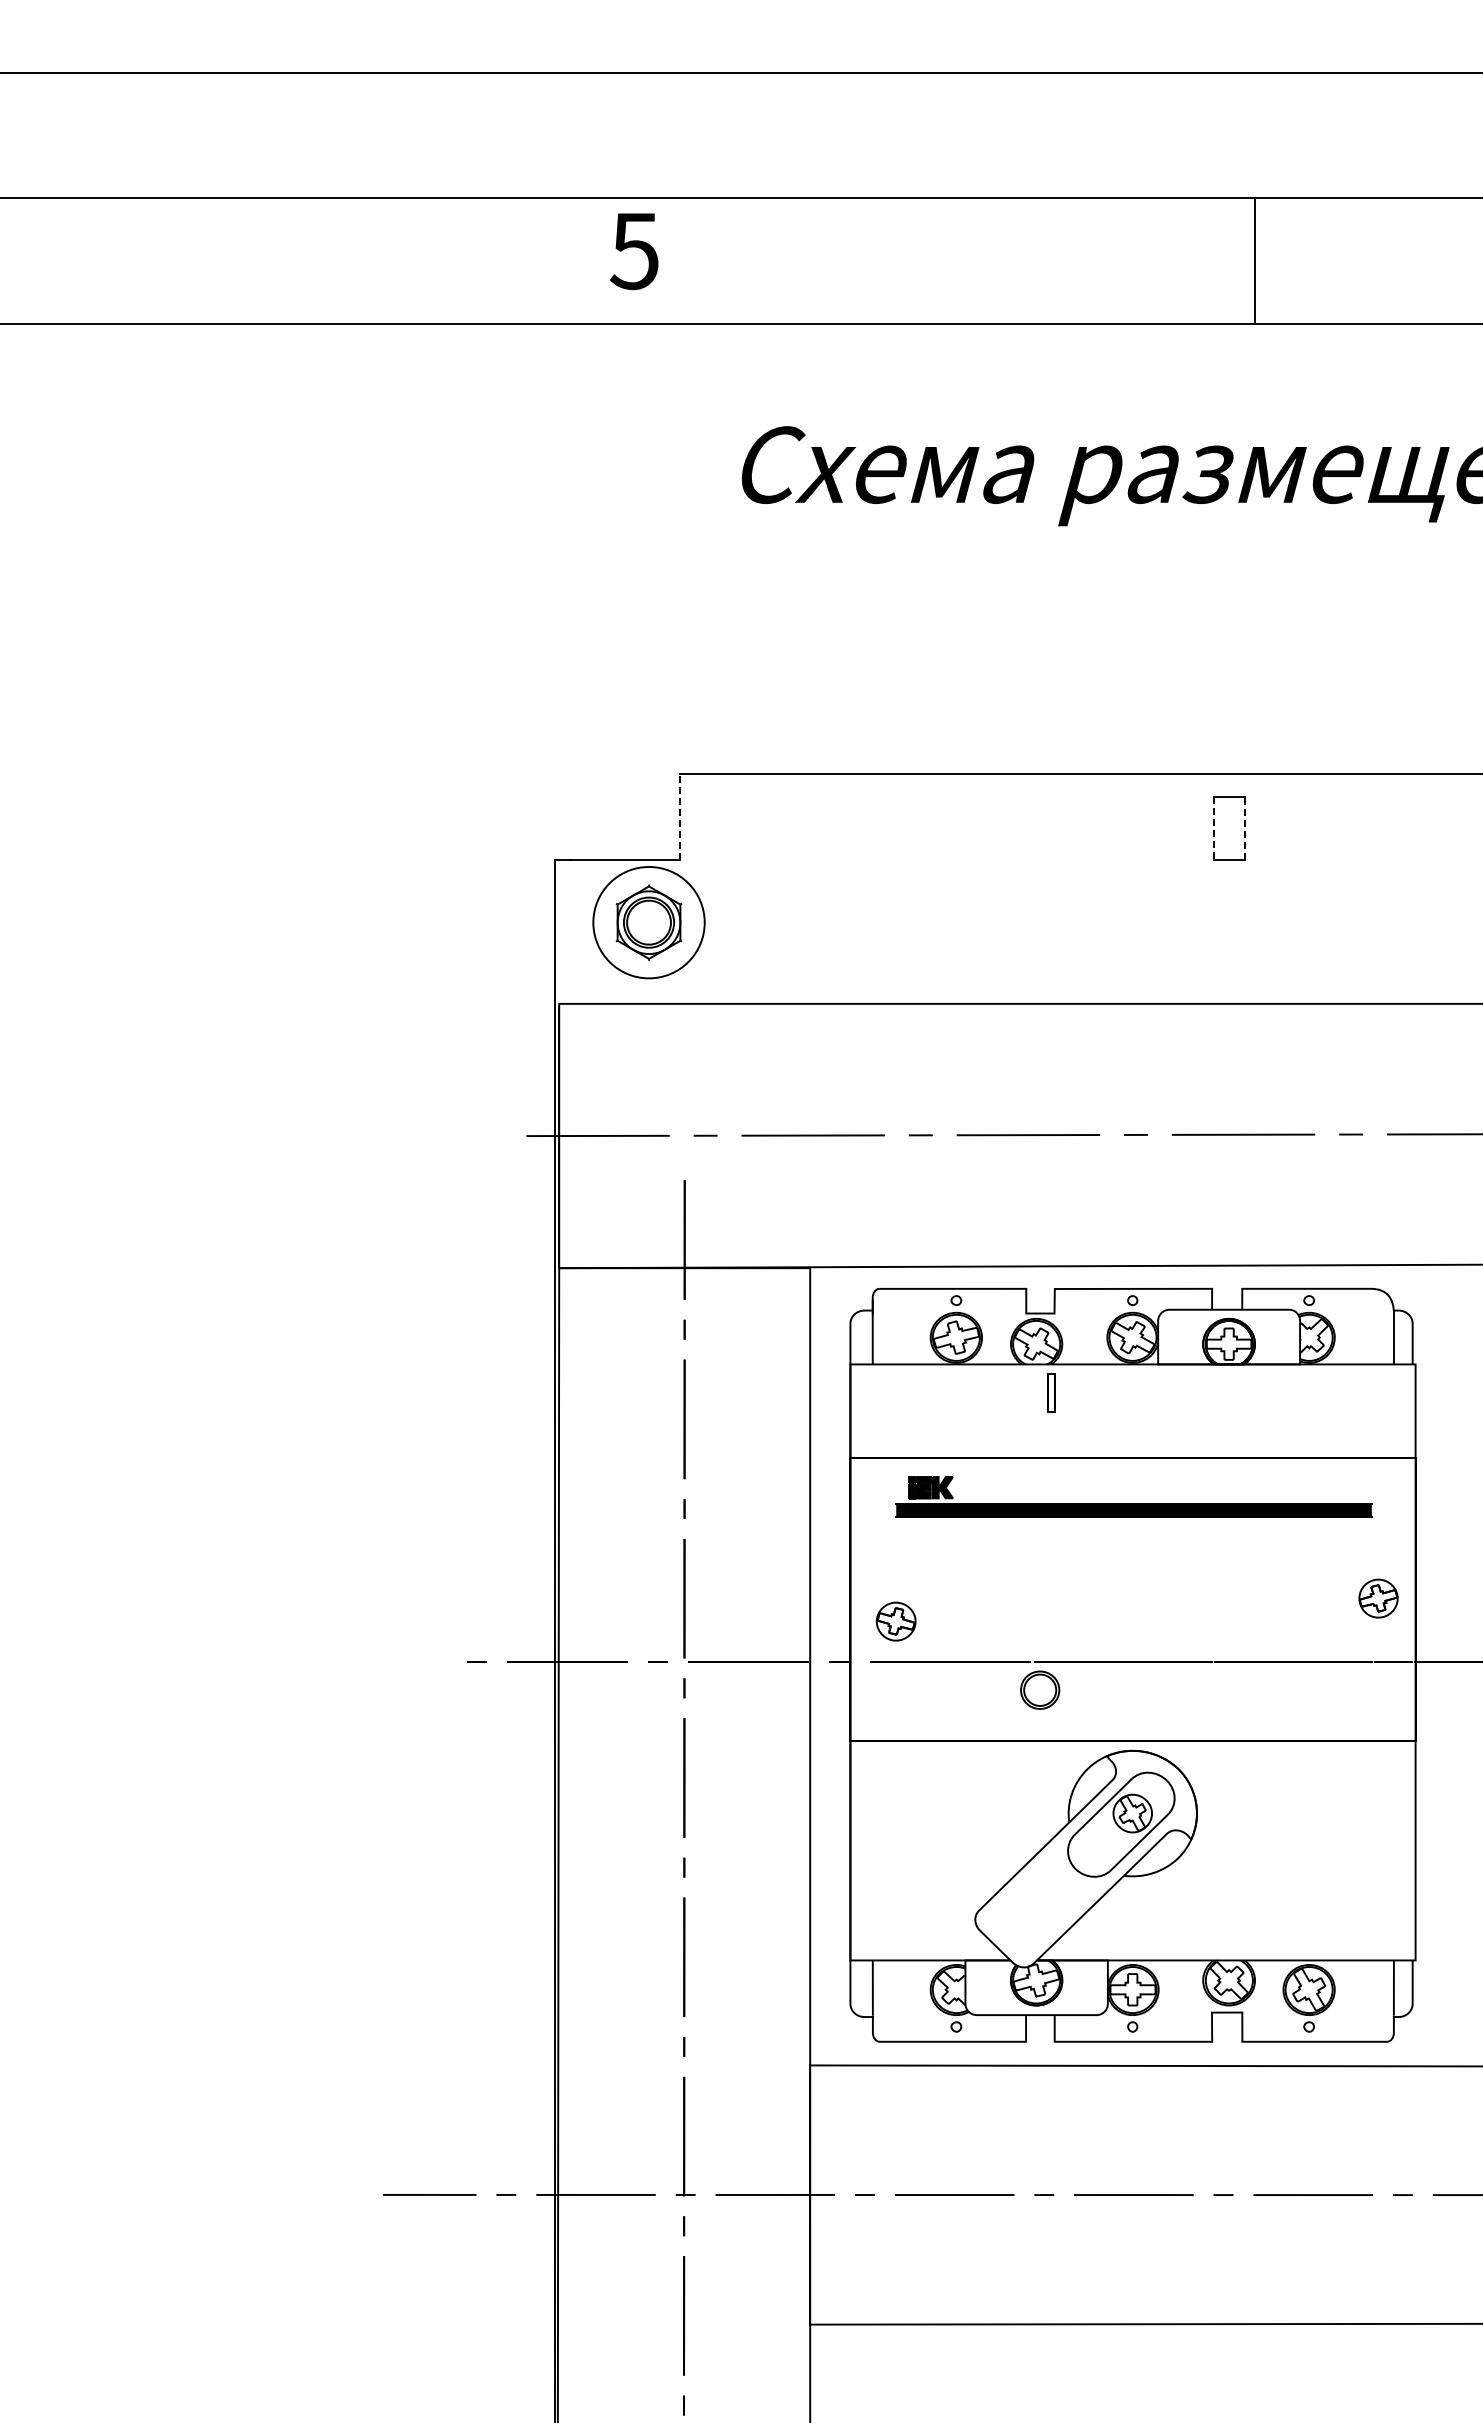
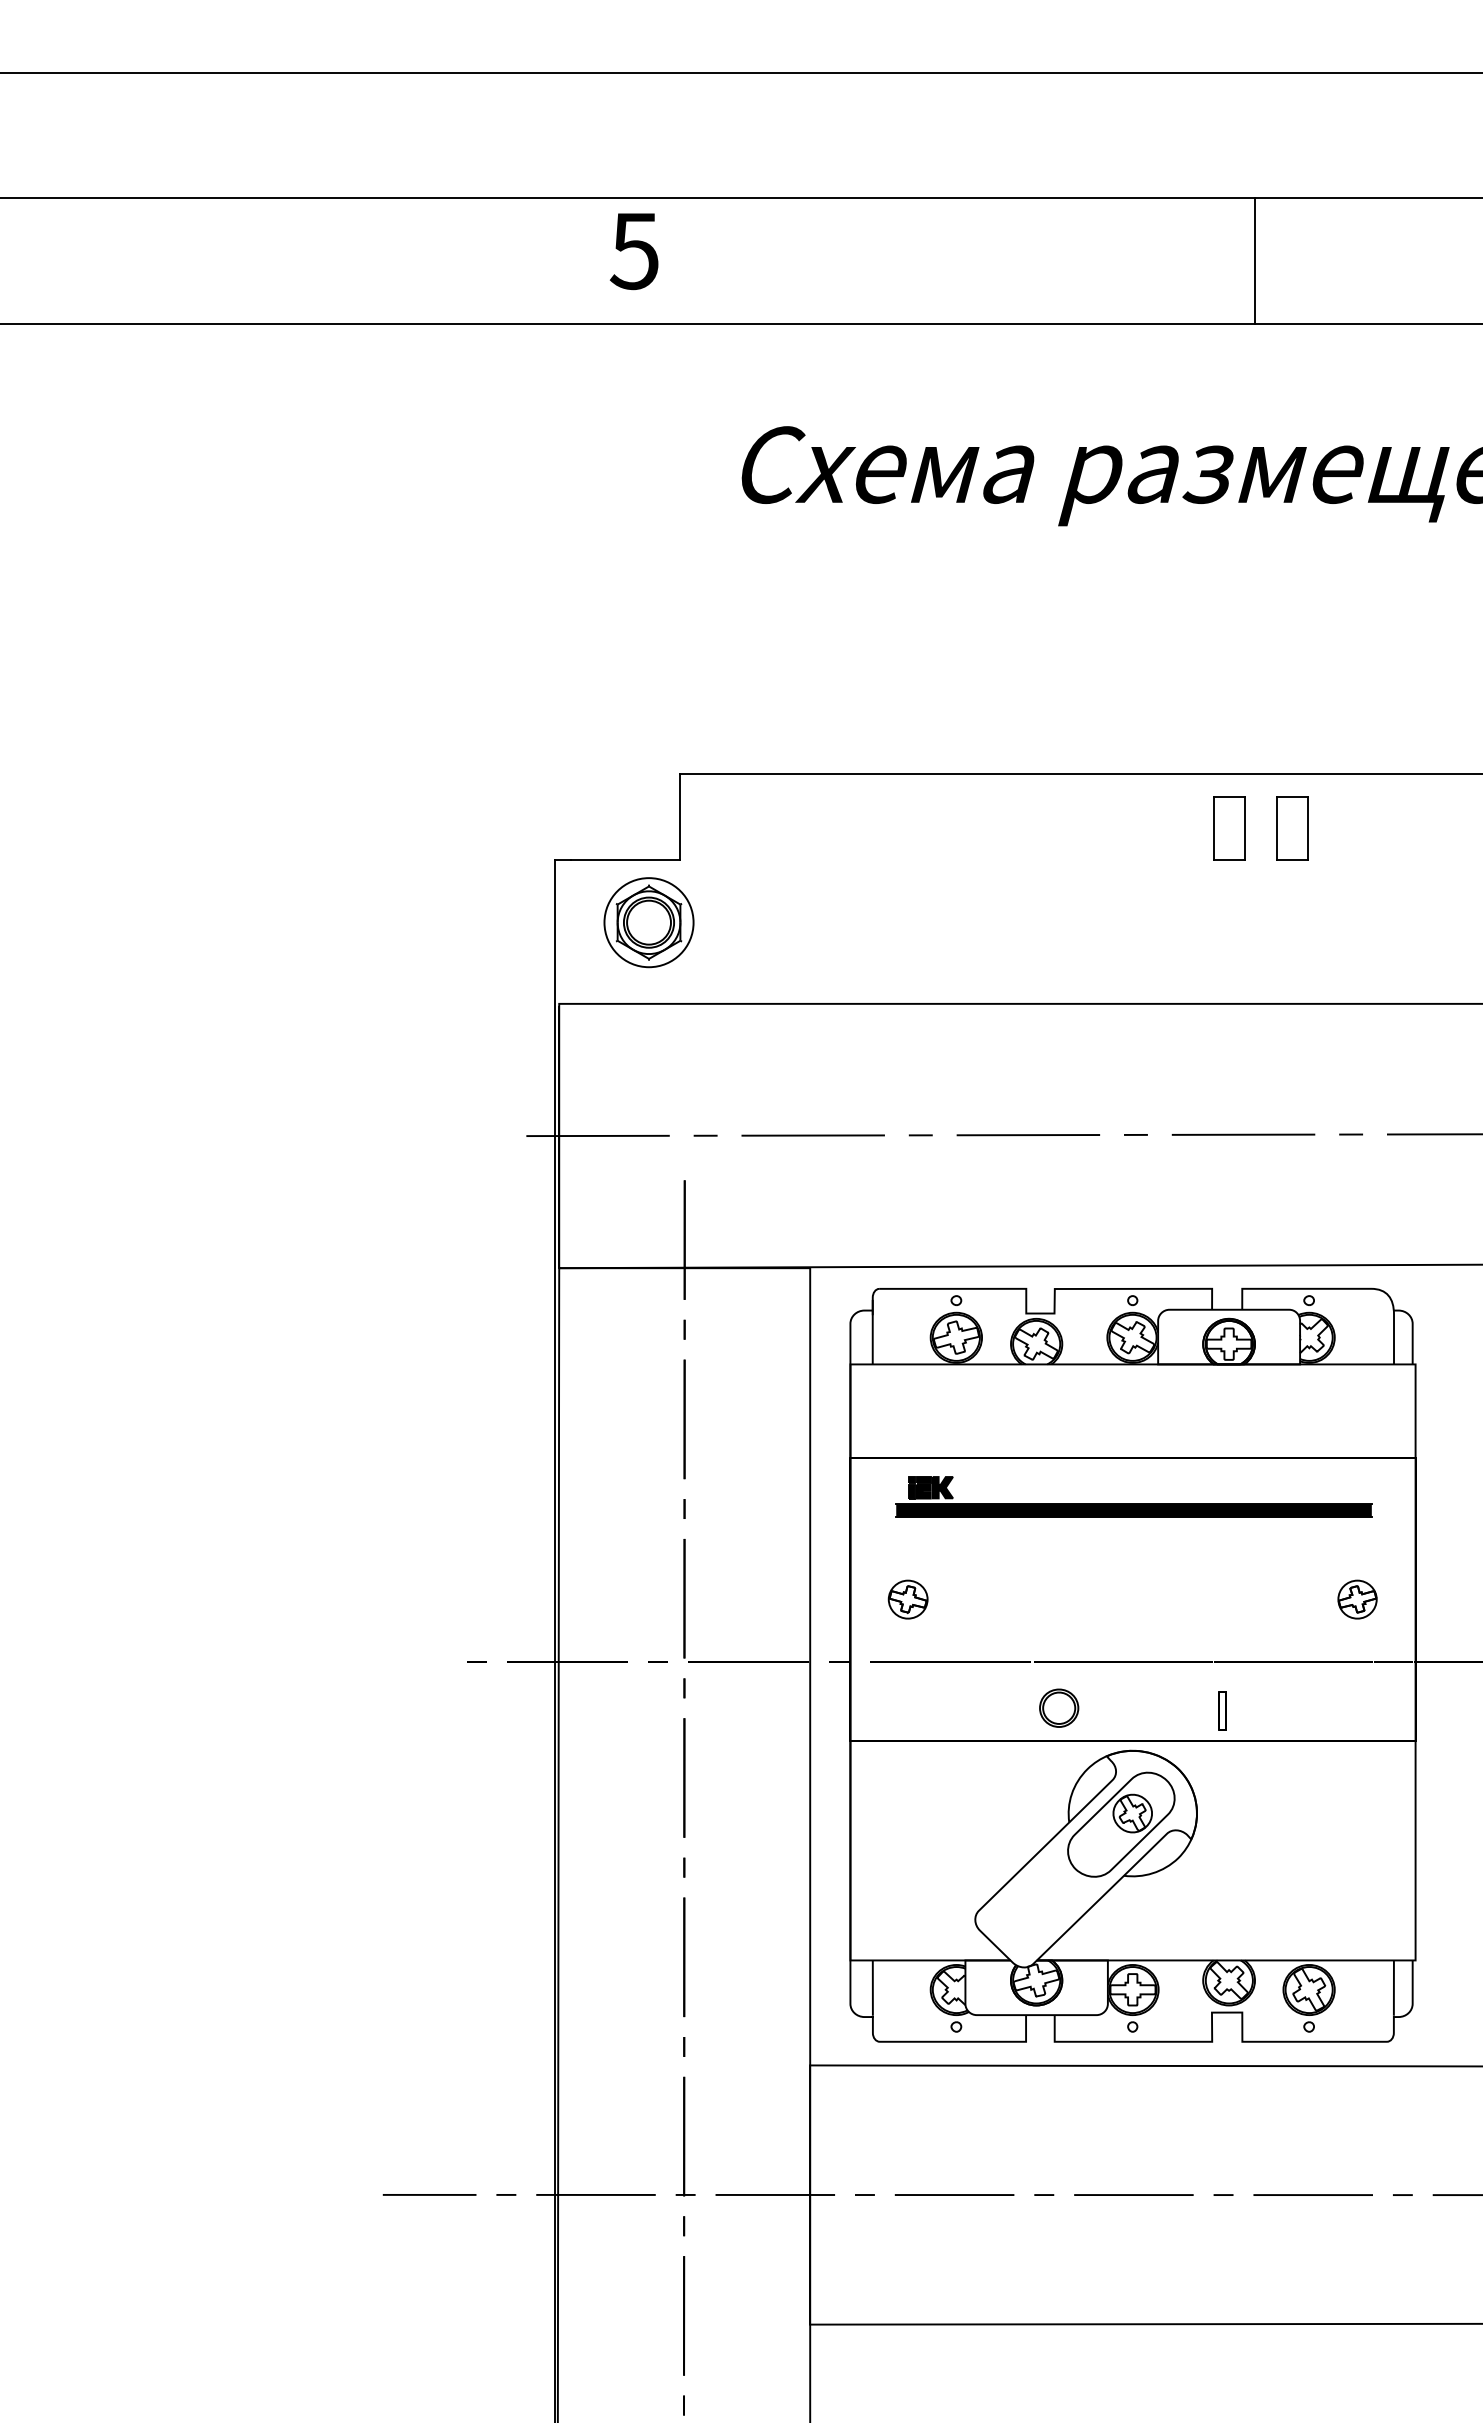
line: dashed -> solid (680, 816)
line: dashed -> solid (1245, 828)
part: none -> present (1292, 828)
line: dashed -> solid (1213, 829)
circle diameter: 111 px -> 89 px (648, 922)
part position: (1051, 1392) -> (1222, 1710) (1222, 1710)
part position: (1378, 1598) -> (1357, 1599) (1357, 1599)
part position: (895, 1621) -> (907, 1599) (907, 1599)
part position: (1040, 1689) -> (1059, 1707) (1059, 1707)
